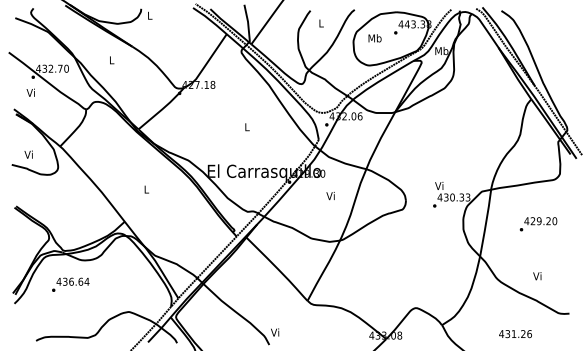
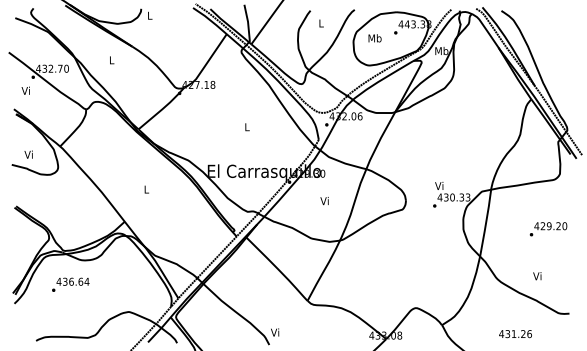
text position: (30, 92) -> (25, 90) (25, 90)
text position: (330, 196) -> (324, 201) (324, 201)
text position: (538, 224) -> (548, 229) (548, 229)
